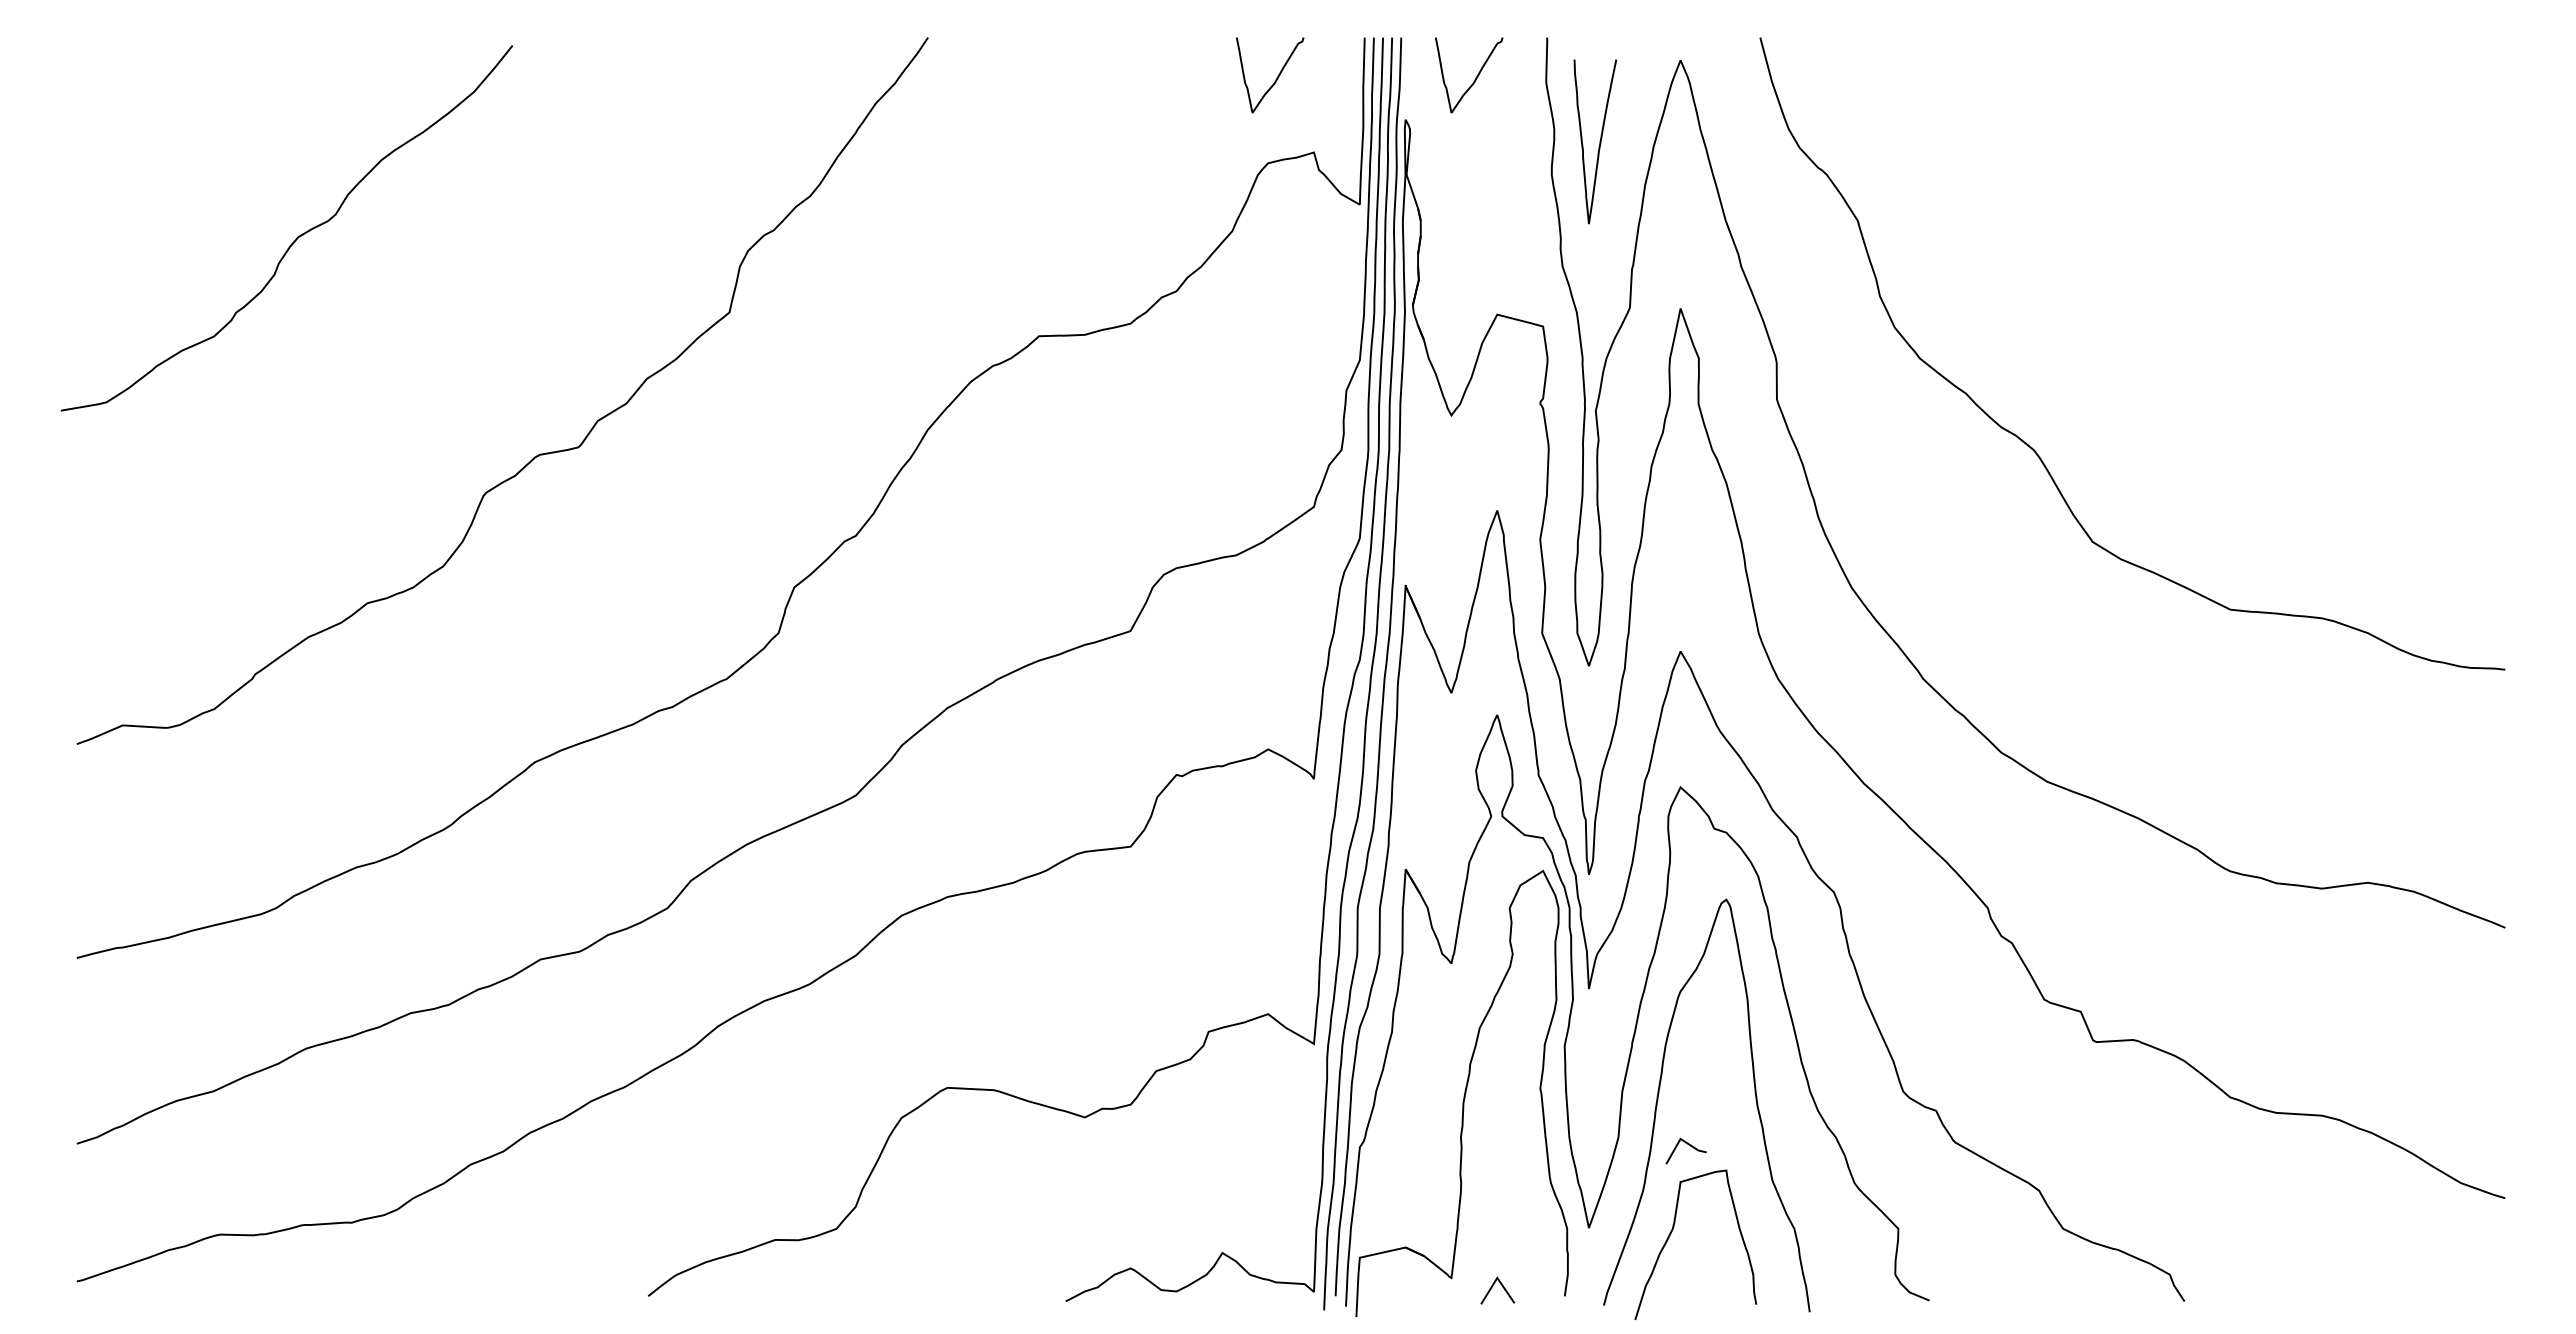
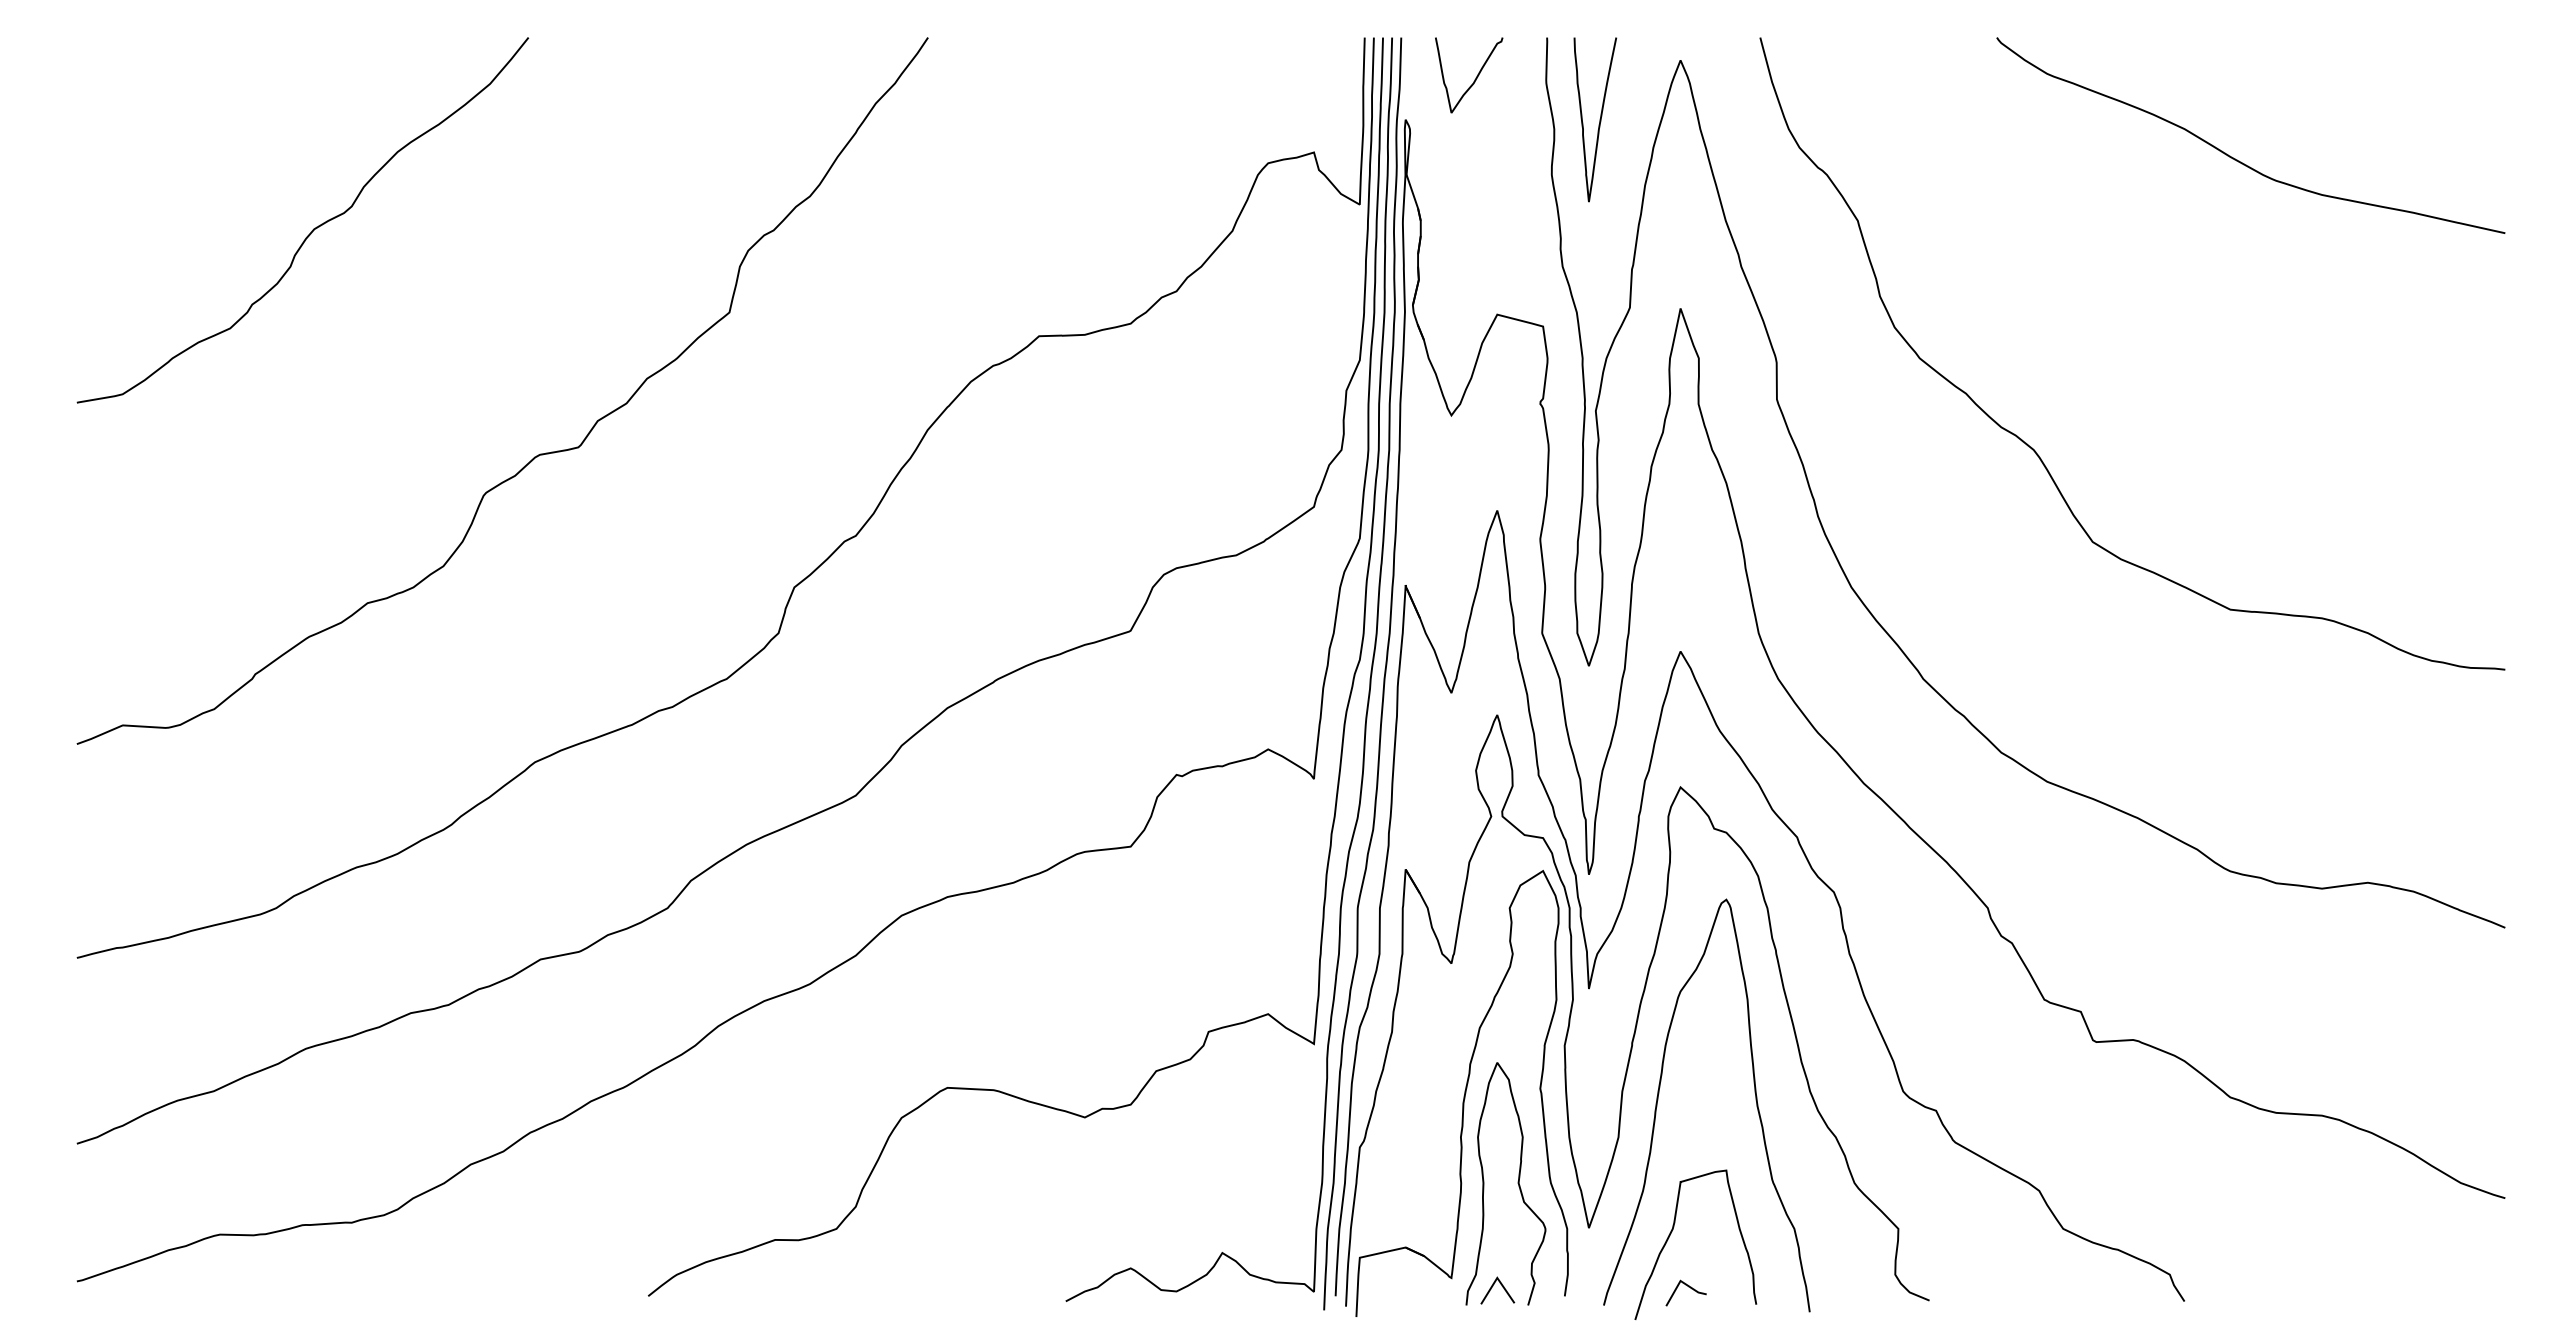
curve: present -> none (1276, 77)
curve position: (1599, 141) -> (1599, 119) (1599, 119)
curve: none -> present (2237, 159)
curve position: (296, 237) -> (312, 229) (312, 229)
line position: (1688, 1145) -> (1688, 1287) (1688, 1287)
curve: none -> present (1517, 1183)
